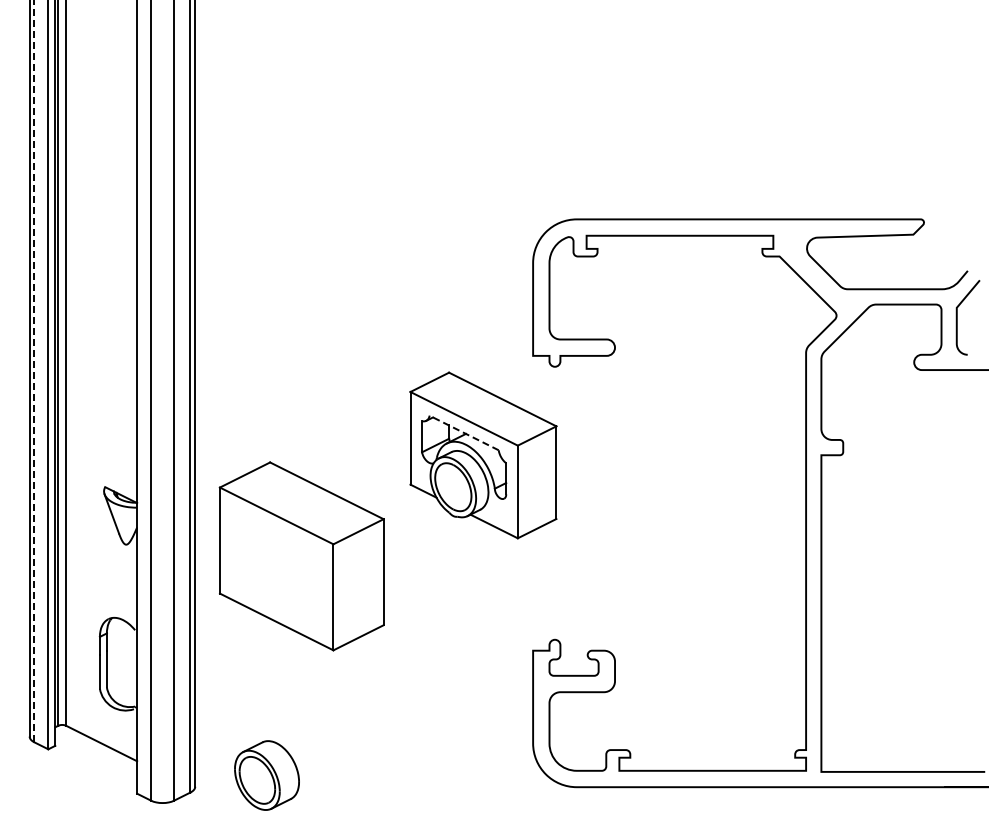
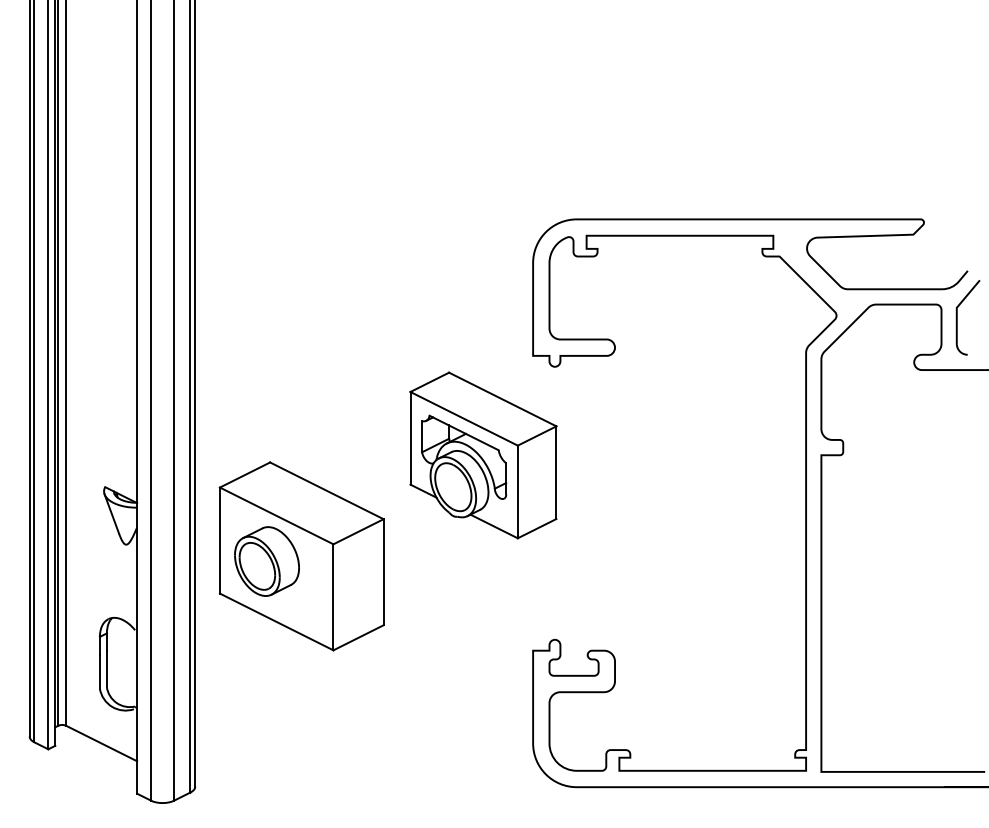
line: dashed -> solid (34, 371)
line: dashed -> solid (464, 433)
part position: (266, 775) -> (266, 561) (266, 561)
